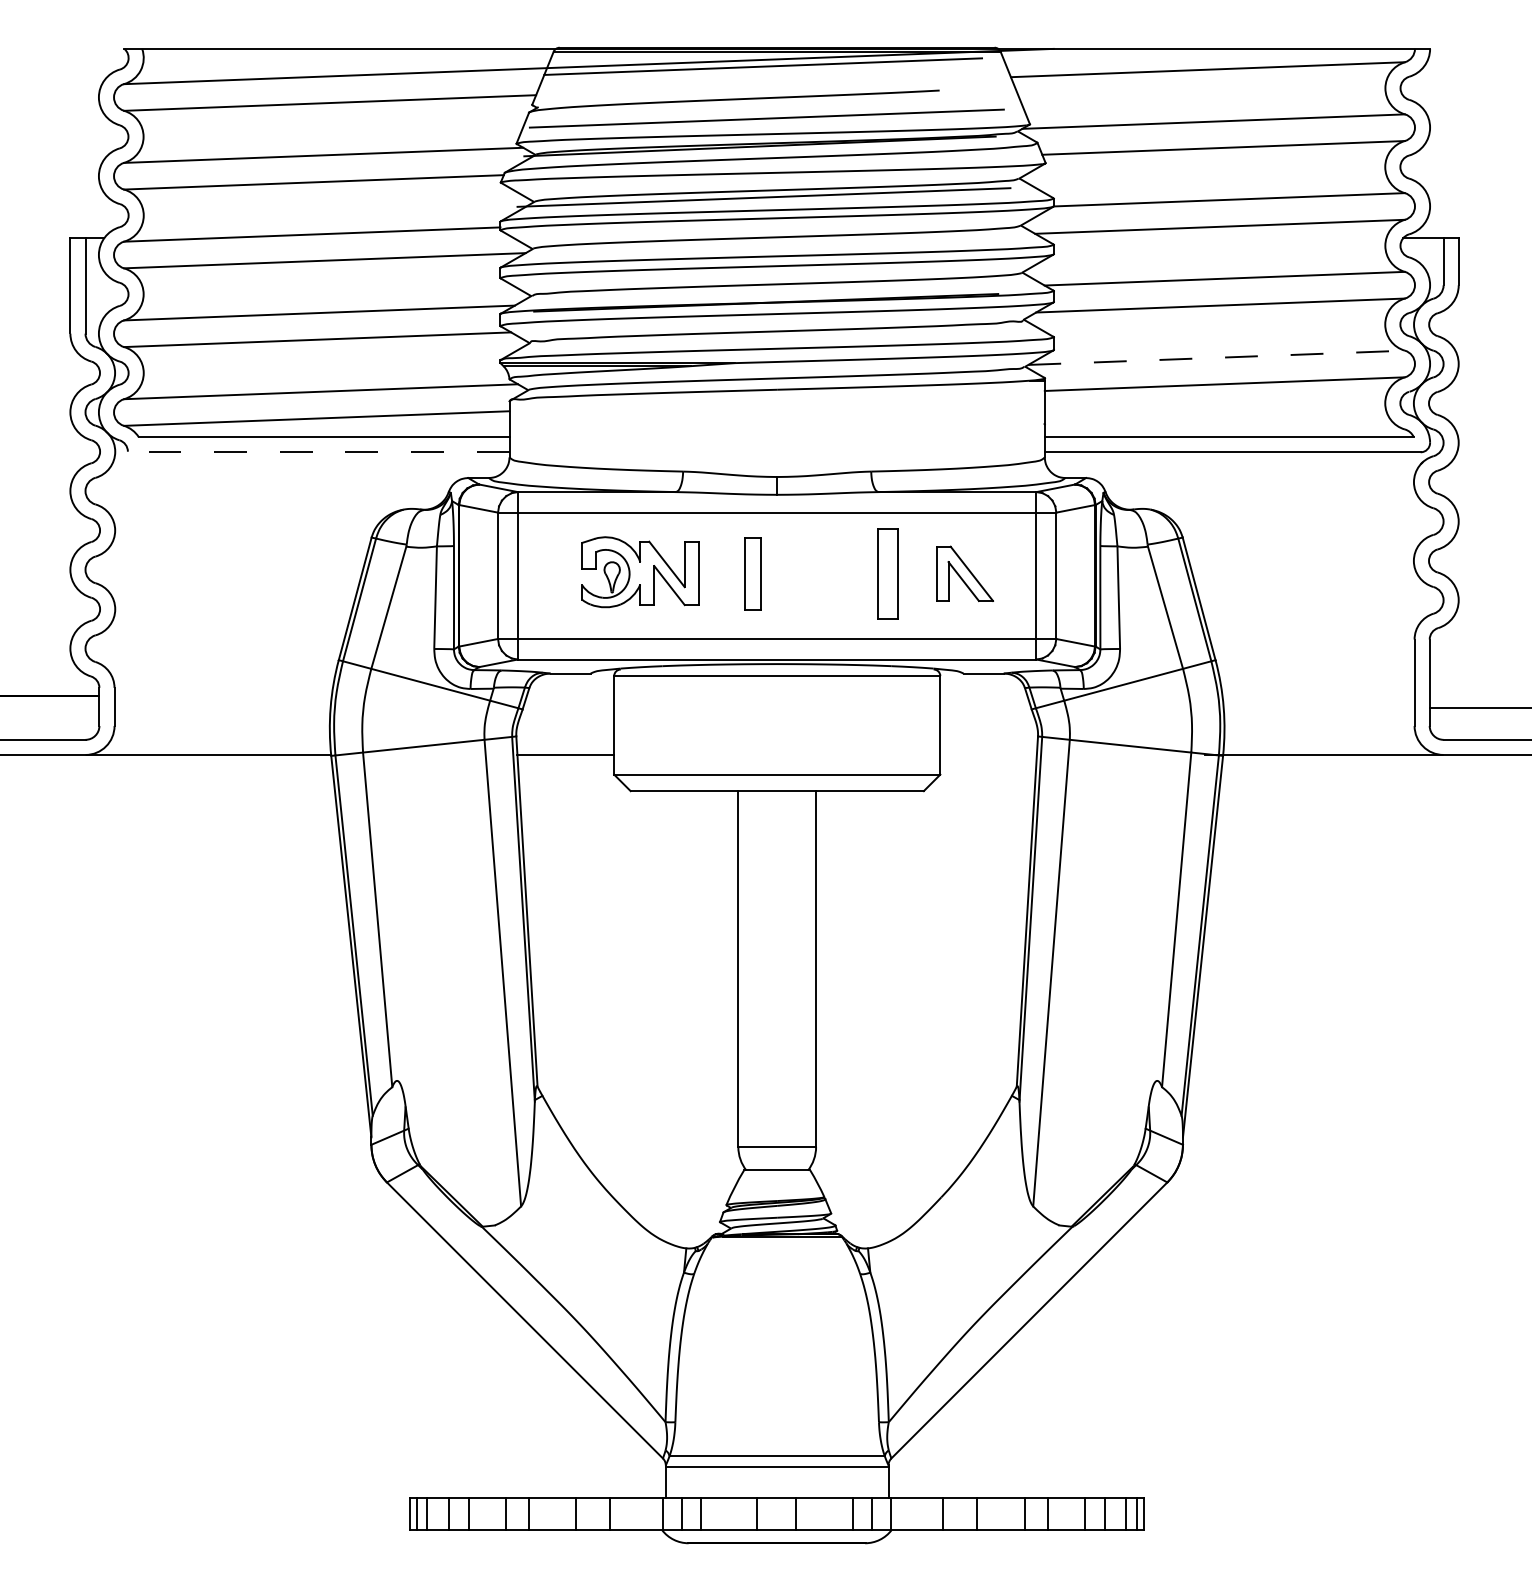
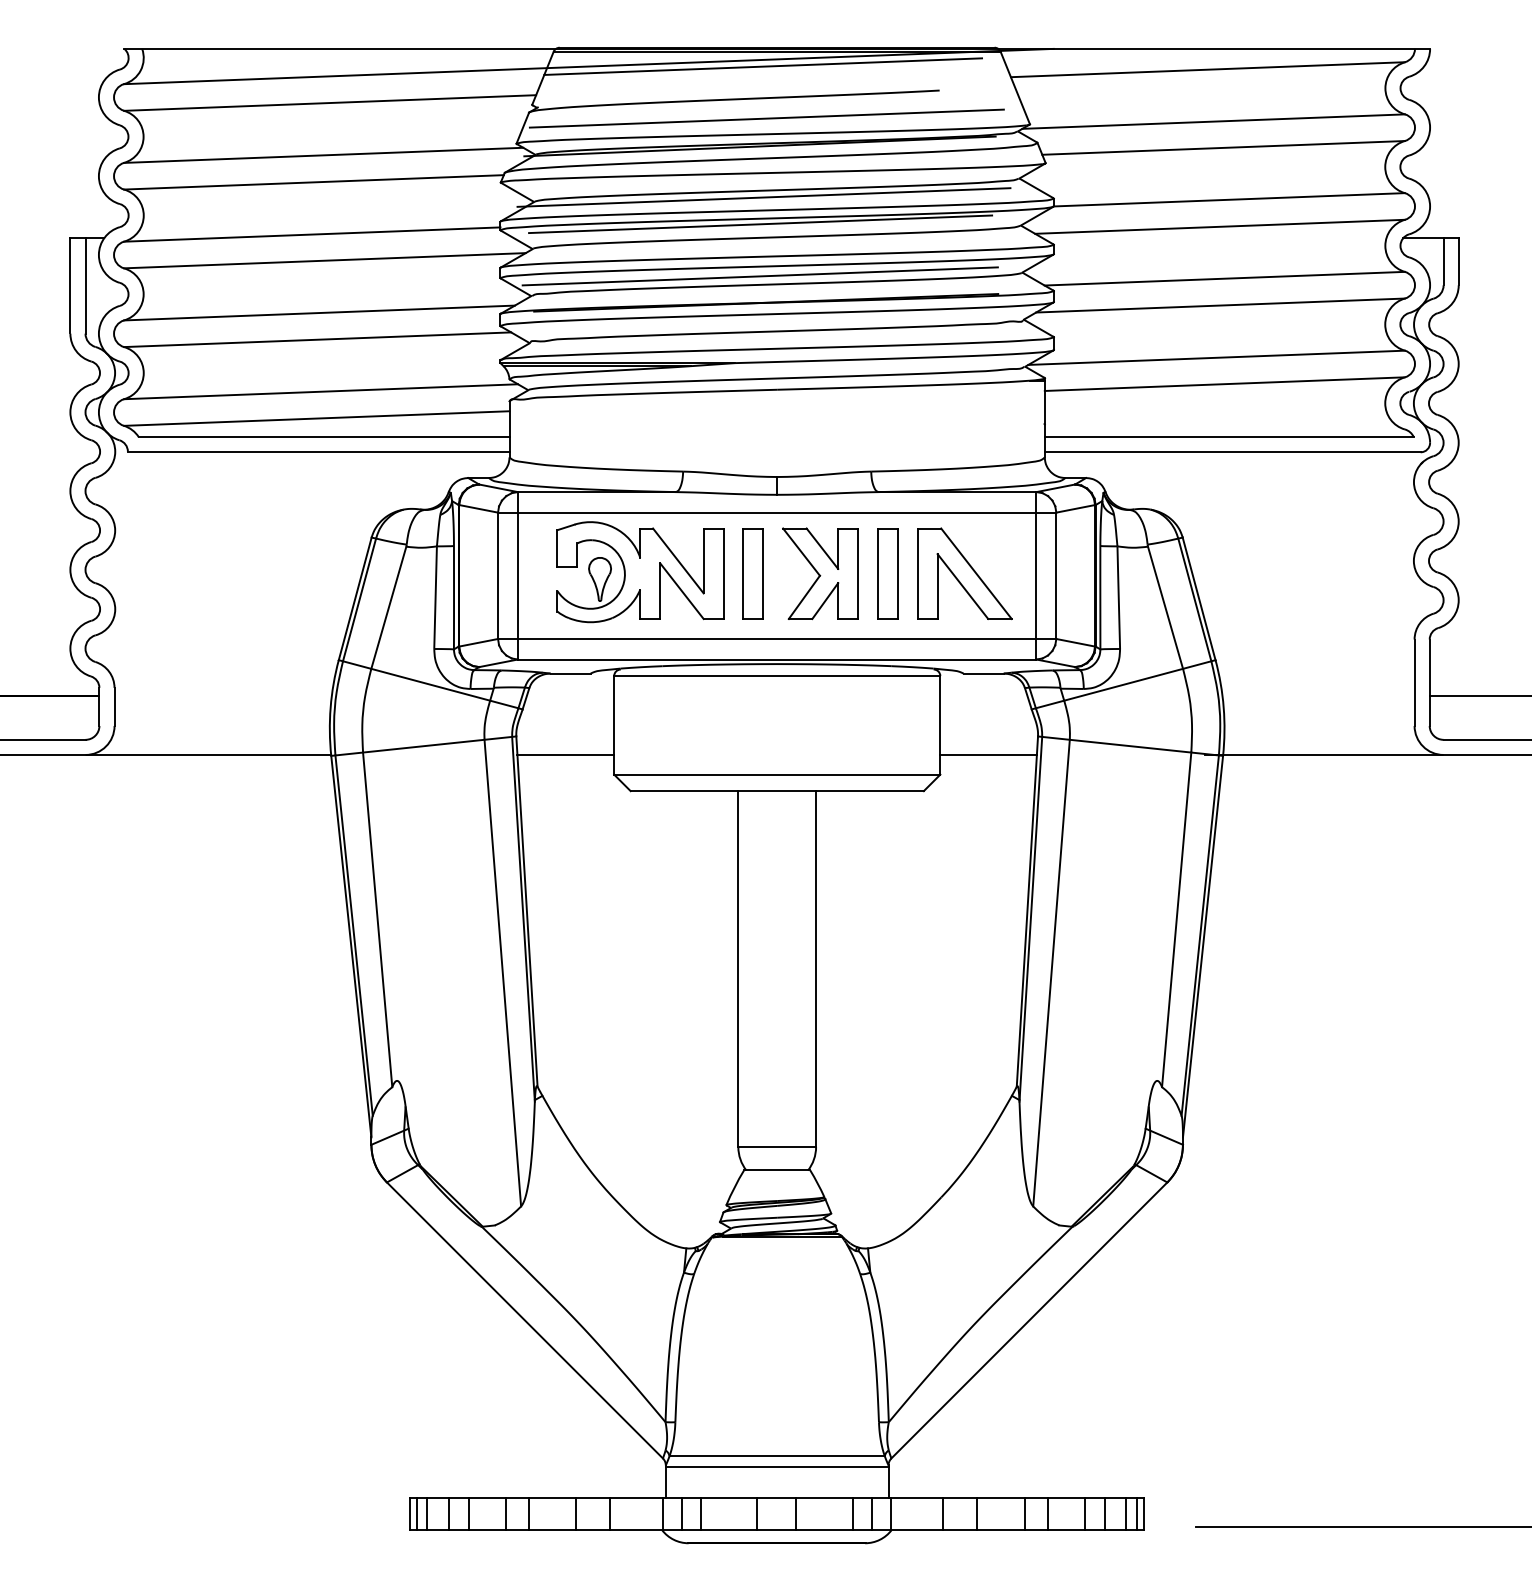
line: none -> present (760, 224)
line: none -> present (759, 276)
line: dashed -> solid (1217, 357)
line: dashed -> solid (318, 452)
part size: 119x73 px -> 169x103 px (640, 572)
part size: 18x74 px -> 22x92 px (752, 573)
part: none -> present (820, 573)
part size: 59x57 px -> 96x94 px (964, 573)
line position: (1478, 707) -> (1478, 695) (1478, 695)
line: none -> present (988, 754)
line: none -> present (1362, 1526)
